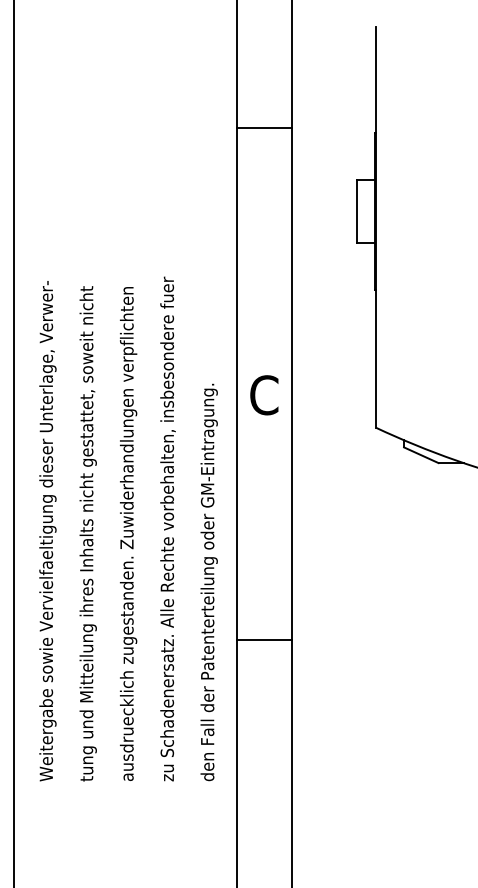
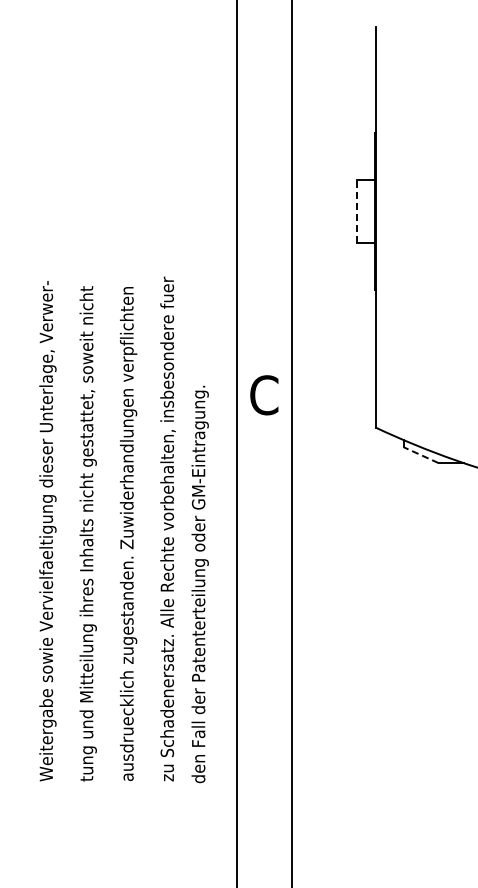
line: present -> none (264, 127)
line: solid -> dashed (357, 210)
line: present -> none (14, 443)
line: solid -> dashed (421, 455)
text position: (208, 582) -> (199, 584) (199, 584)
line: present -> none (264, 640)
